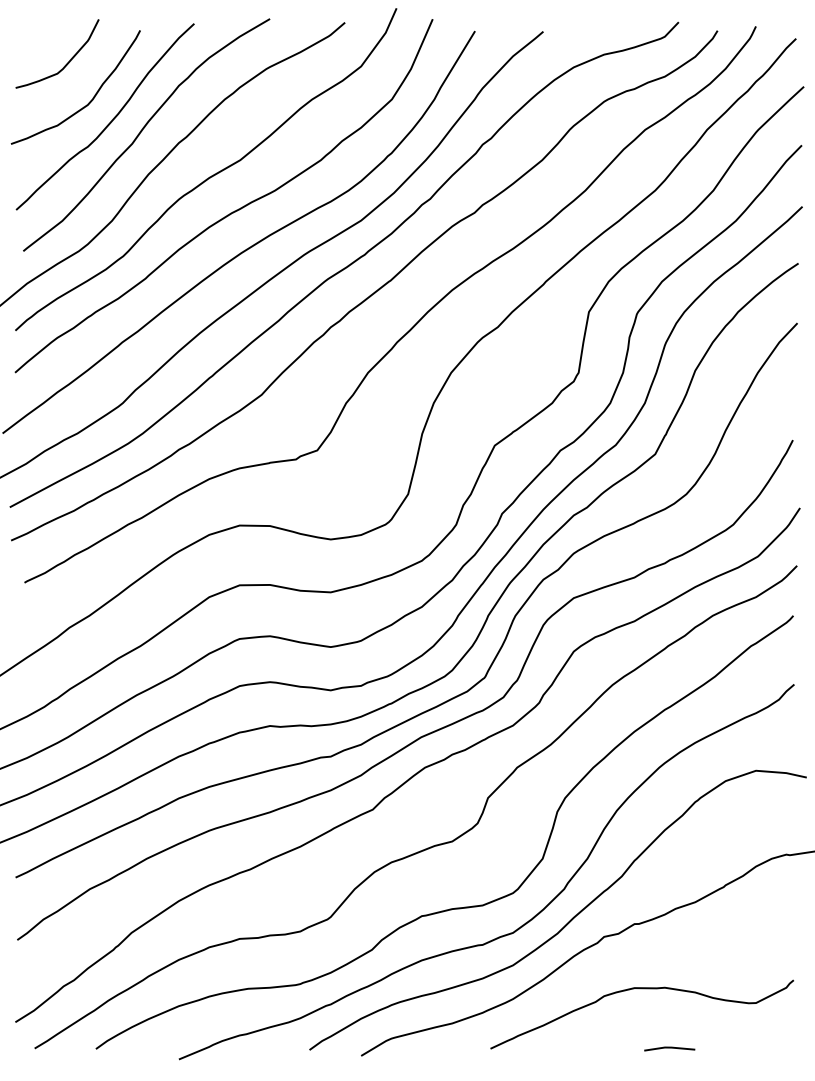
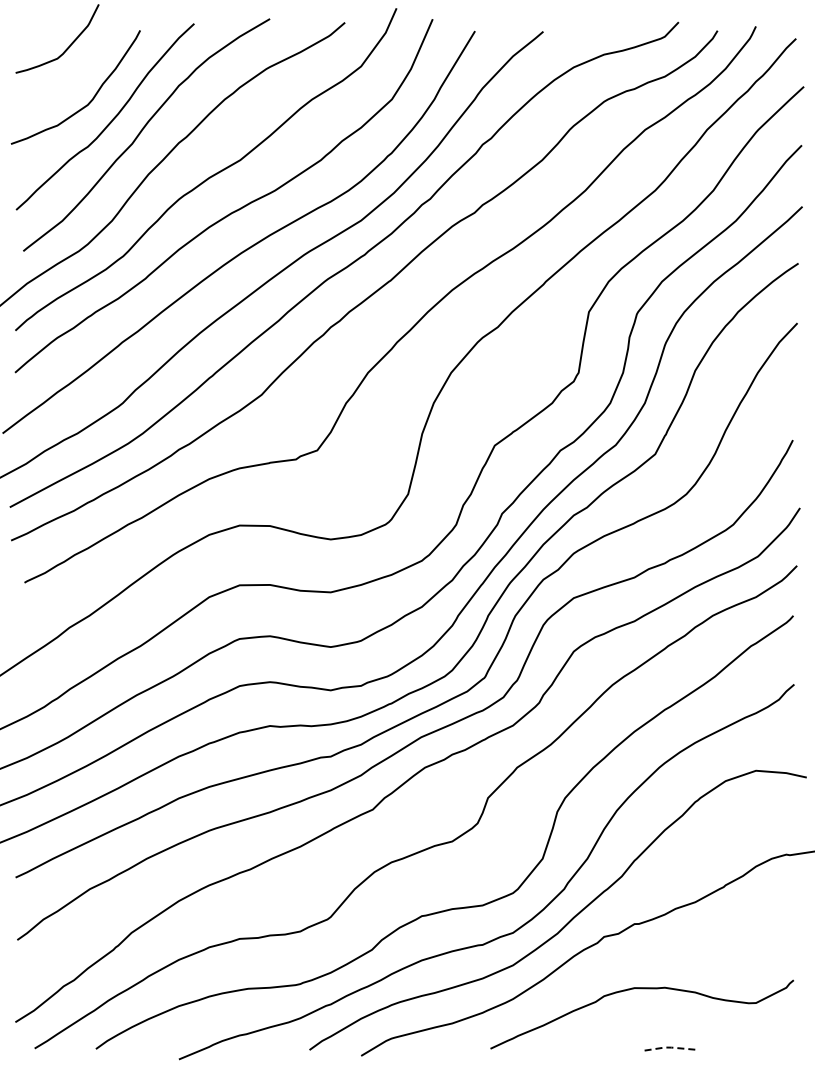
curve position: (67, 62) -> (67, 47) (67, 47)
line: solid -> dashed (669, 1047)
